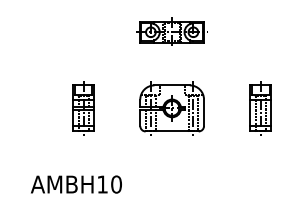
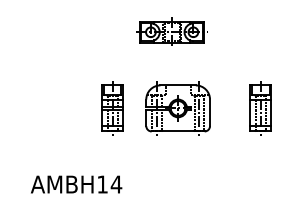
part position: (83, 108) -> (112, 108) (112, 108)
part position: (171, 108) -> (177, 108) (177, 108)
text: AMBH10 -> AMBH14 (116, 184)
